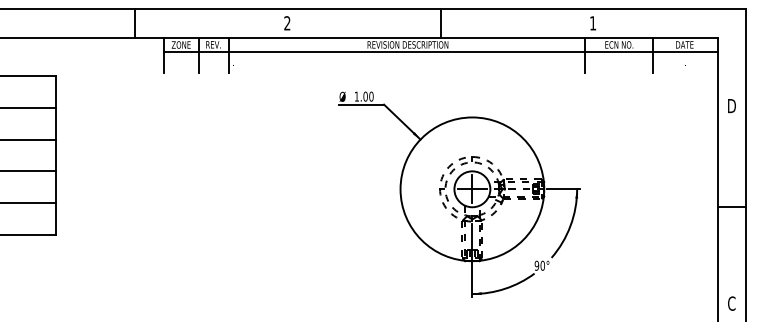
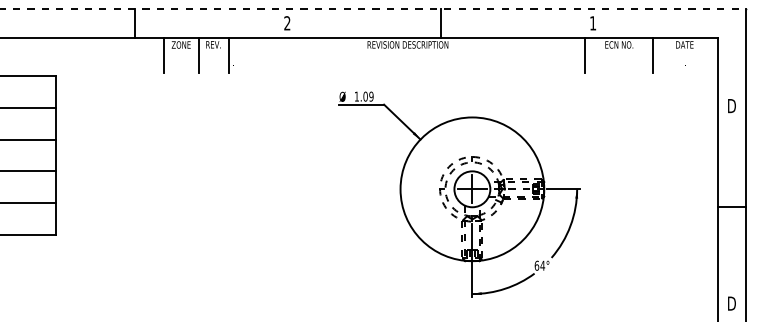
line: solid -> dashed (373, 9)
line: present -> none (440, 52)
text: 1.00 -> 1.09 (371, 96)
text: 90° -> 64° (539, 265)
text: C -> D (731, 303)
